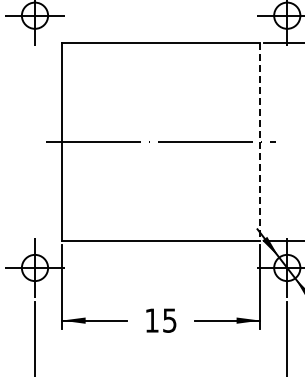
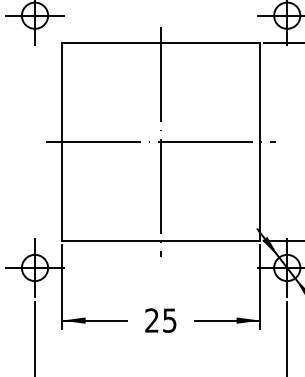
line: none -> present (161, 141)
line: dashed -> solid (260, 142)
text: 15 -> 25 (151, 320)
